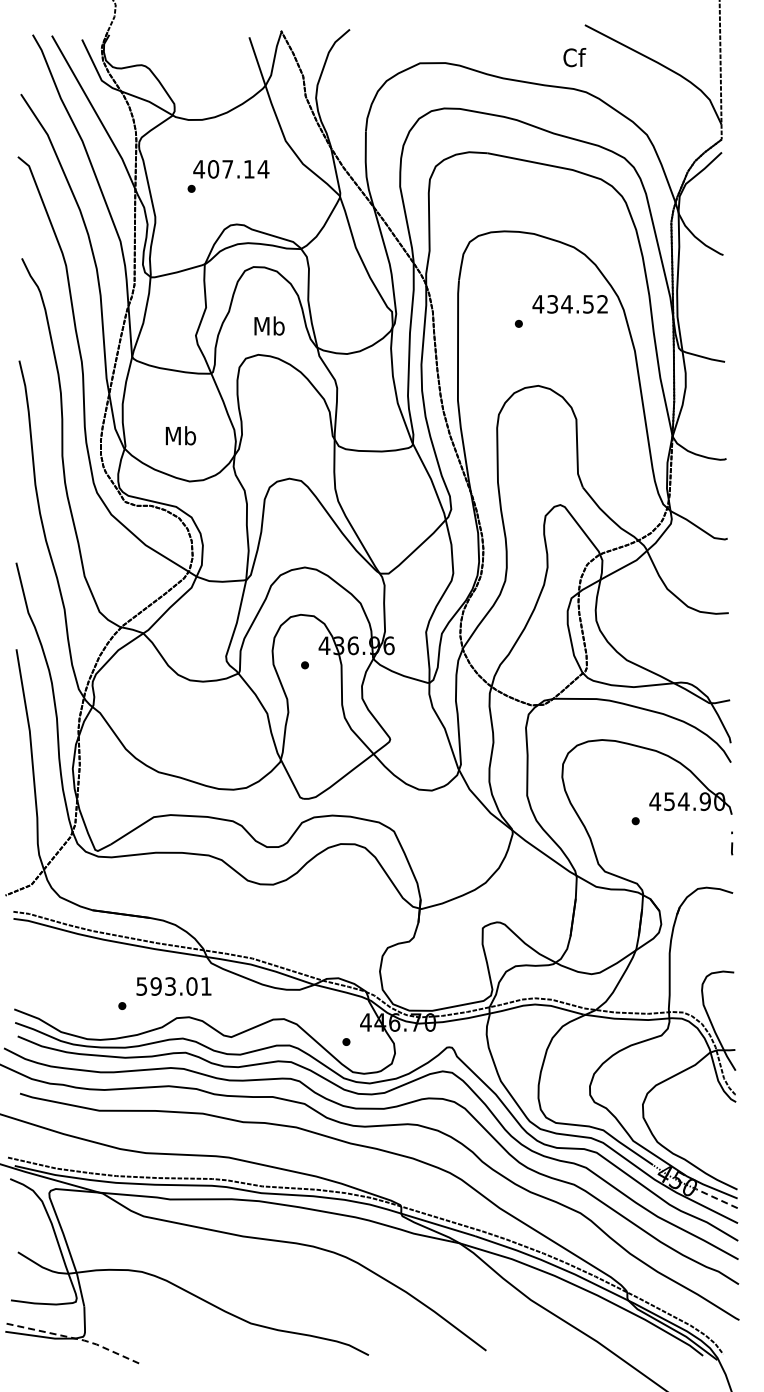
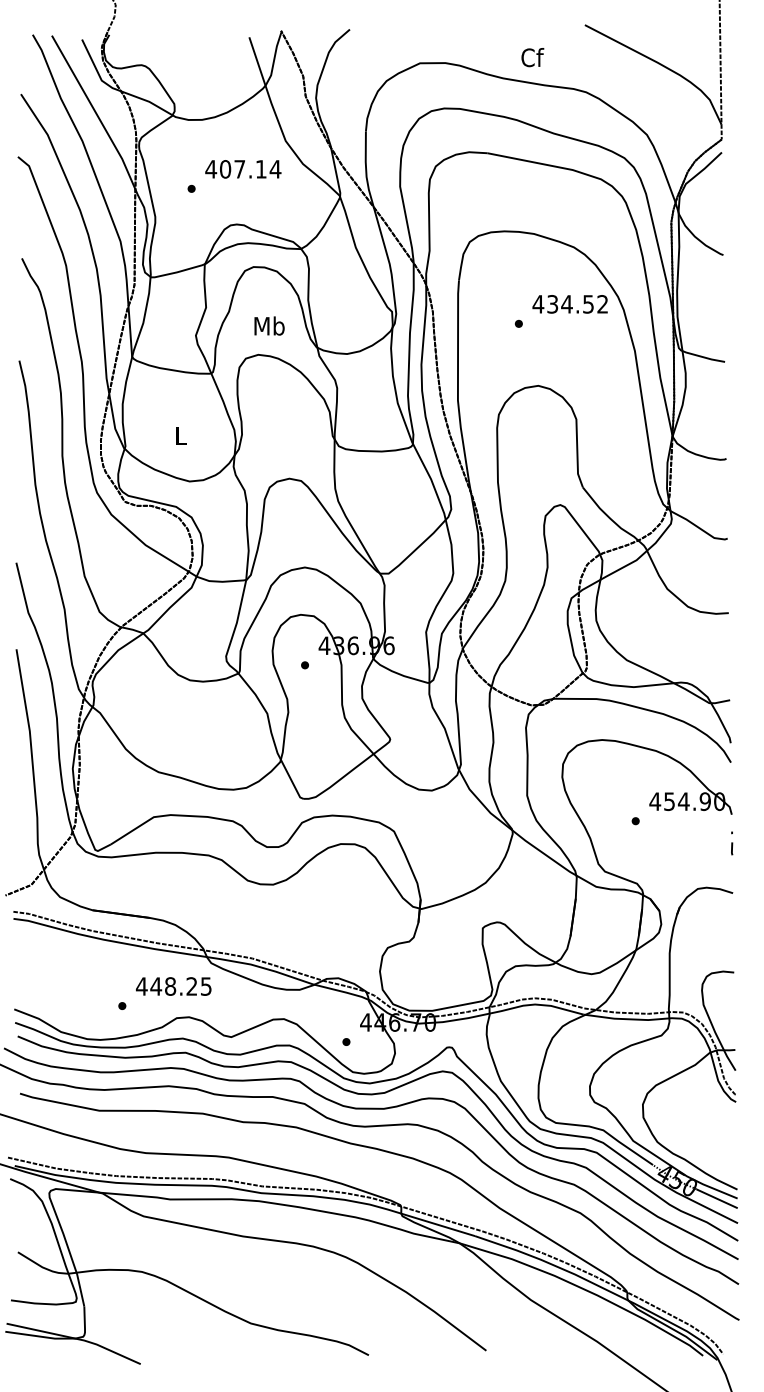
text position: (574, 57) -> (532, 57) (532, 57)
text position: (231, 169) -> (243, 169) (243, 169)
text: Mb -> L (180, 435)
text: 593.01 -> 448.25 (173, 986)
line: dashed -> solid (717, 1198)
line: dashed -> solid (77, 1339)
